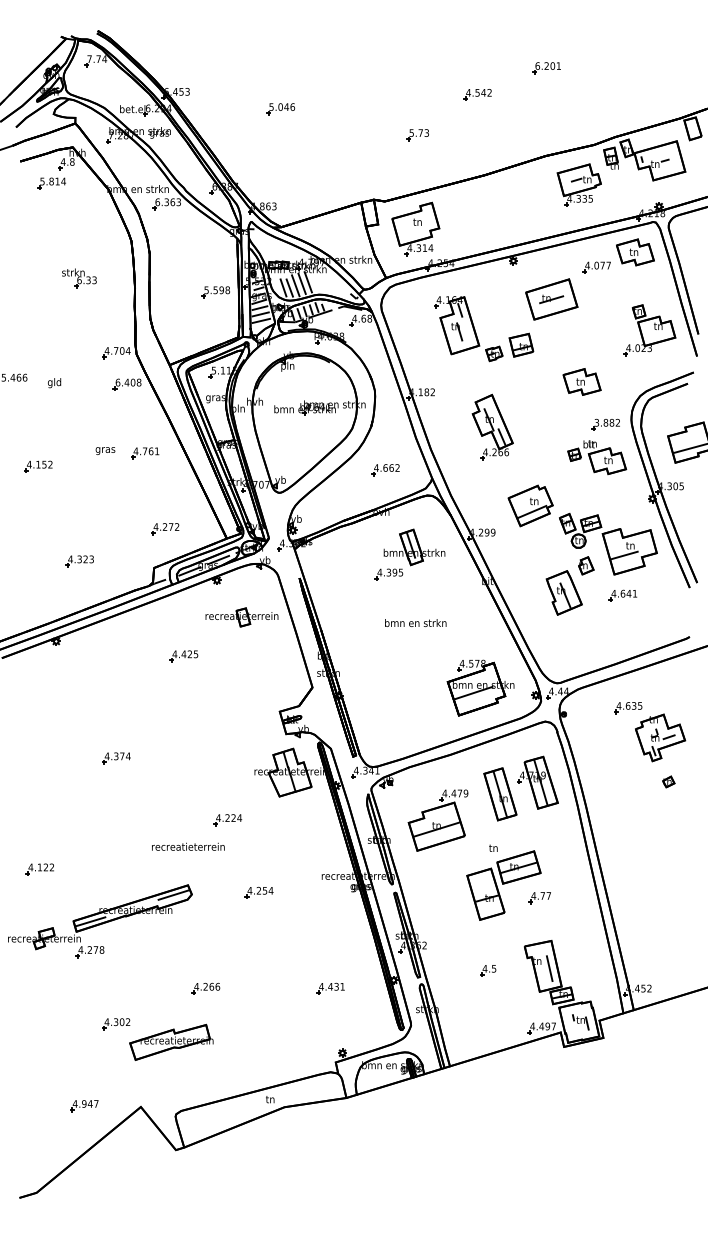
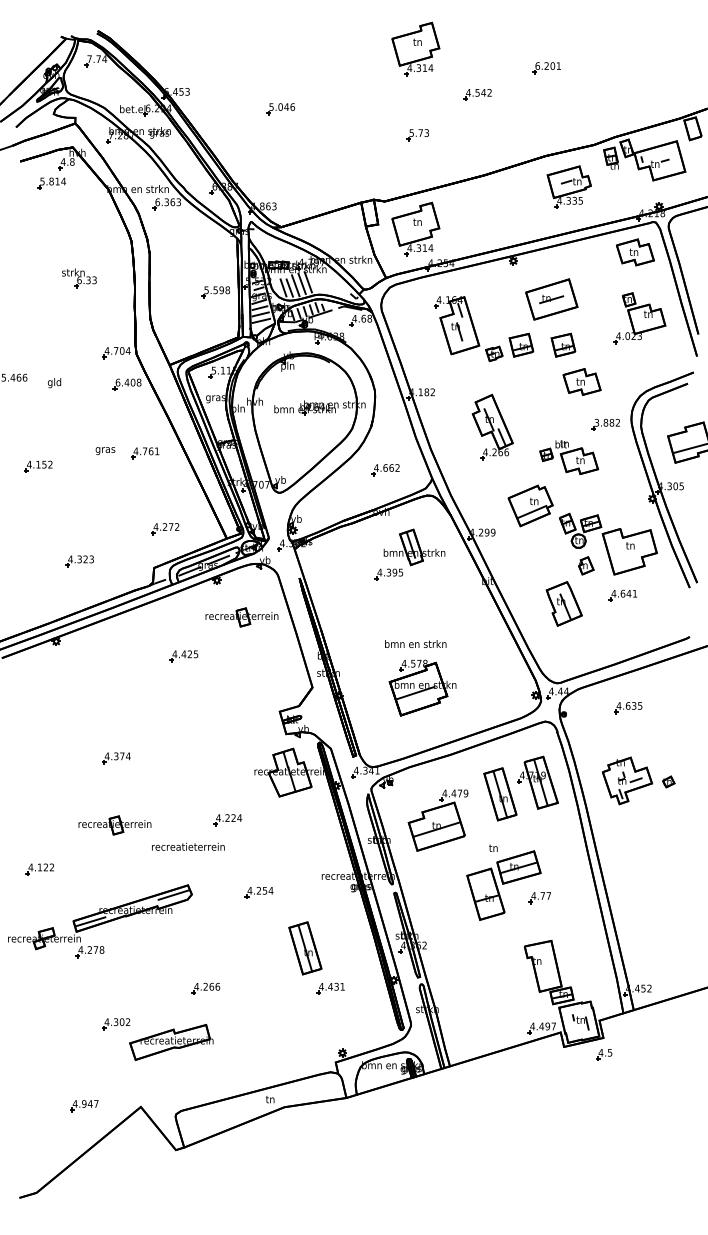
part: none -> present (415, 48)
part position: (578, 184) -> (568, 186) (568, 186)
part: present -> none (596, 267)
part position: (649, 330) -> (639, 318) (639, 318)
part: none -> present (563, 344)
part position: (597, 457) -> (569, 457) (569, 457)
line: present -> none (623, 555)
part position: (563, 592) -> (563, 603) (563, 603)
text position: (415, 622) -> (415, 643) (415, 643)
part position: (480, 687) -> (422, 687) (422, 687)
part position: (660, 737) -> (627, 780) (627, 780)
part: none -> present (114, 825)
part: none -> present (305, 948)
line: present -> none (549, 968)
part position: (488, 970) -> (604, 1054) (604, 1054)
